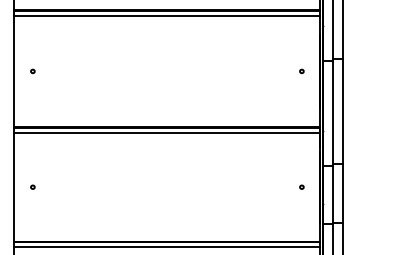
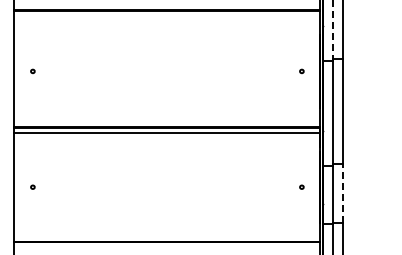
line: present -> none (167, 15)
line: solid -> dashed (333, 31)
line: solid -> dashed (343, 193)
line: present -> none (167, 247)
